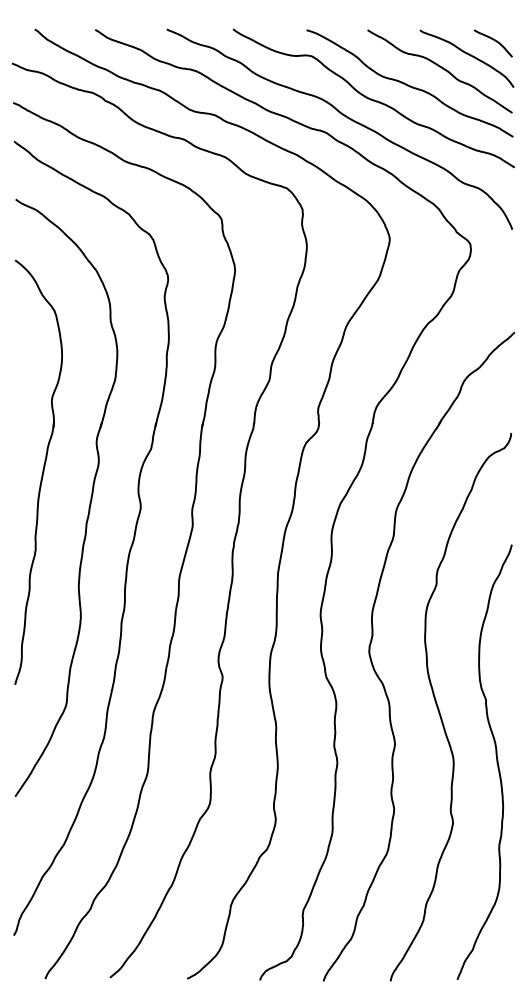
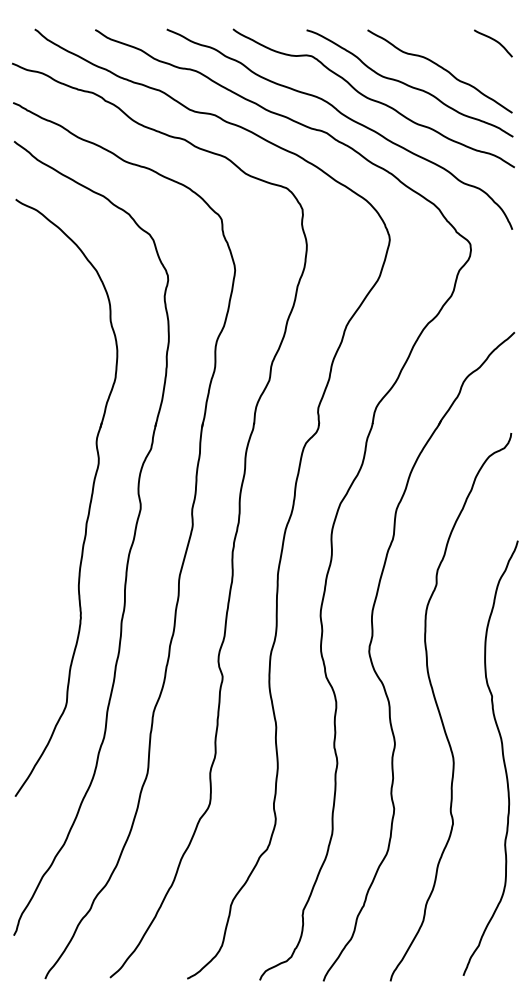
curve: present -> none (468, 55)
part: present -> none (38, 471)
curve position: (496, 761) -> (502, 757) (502, 757)
